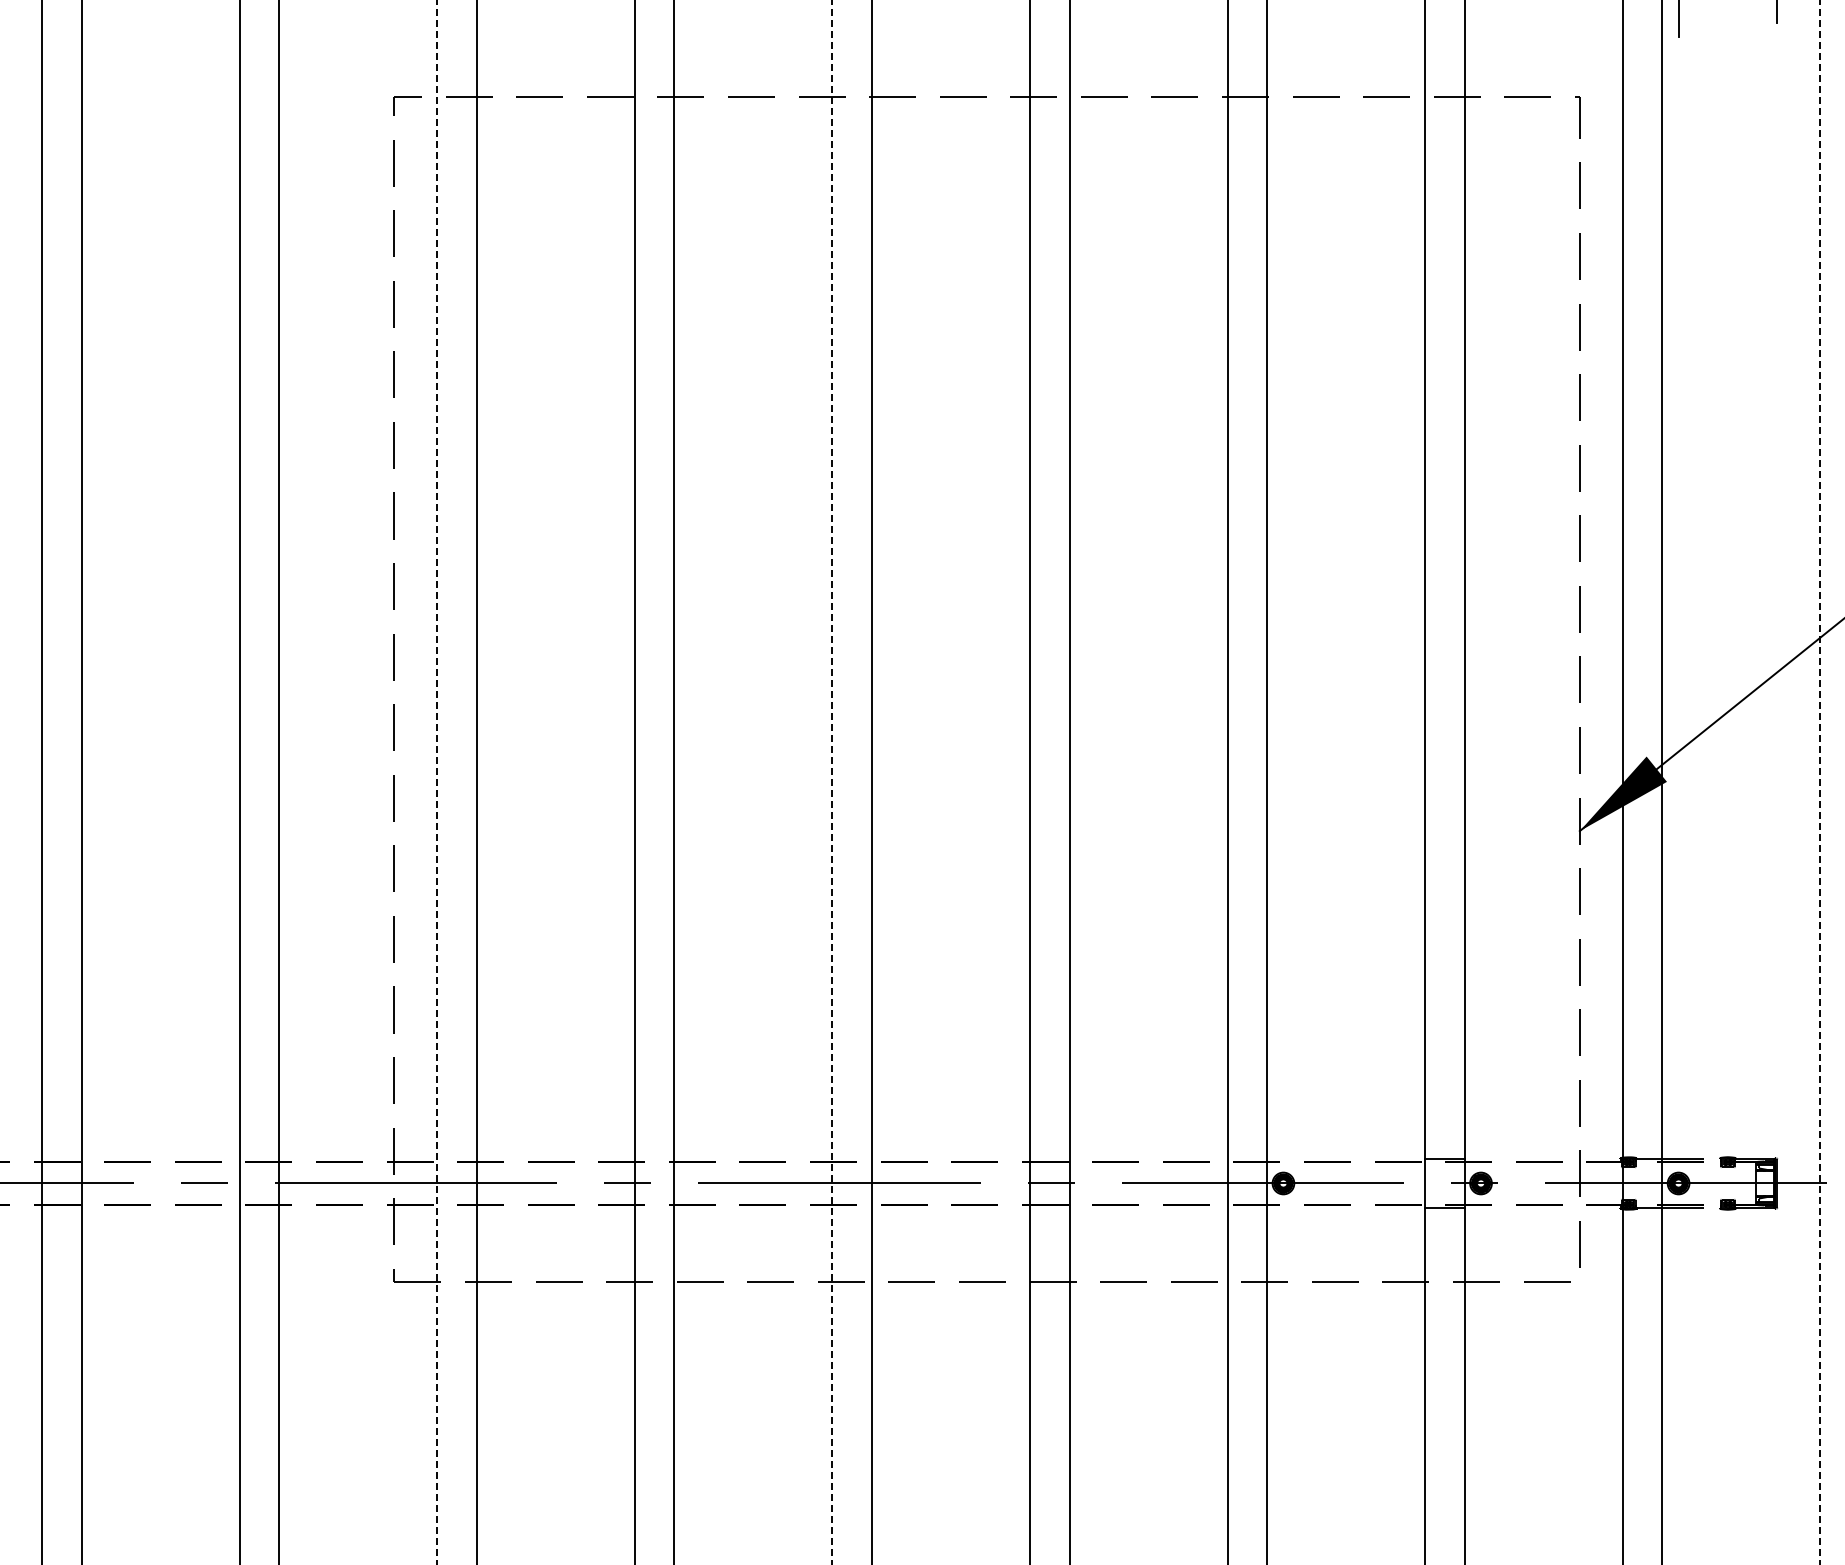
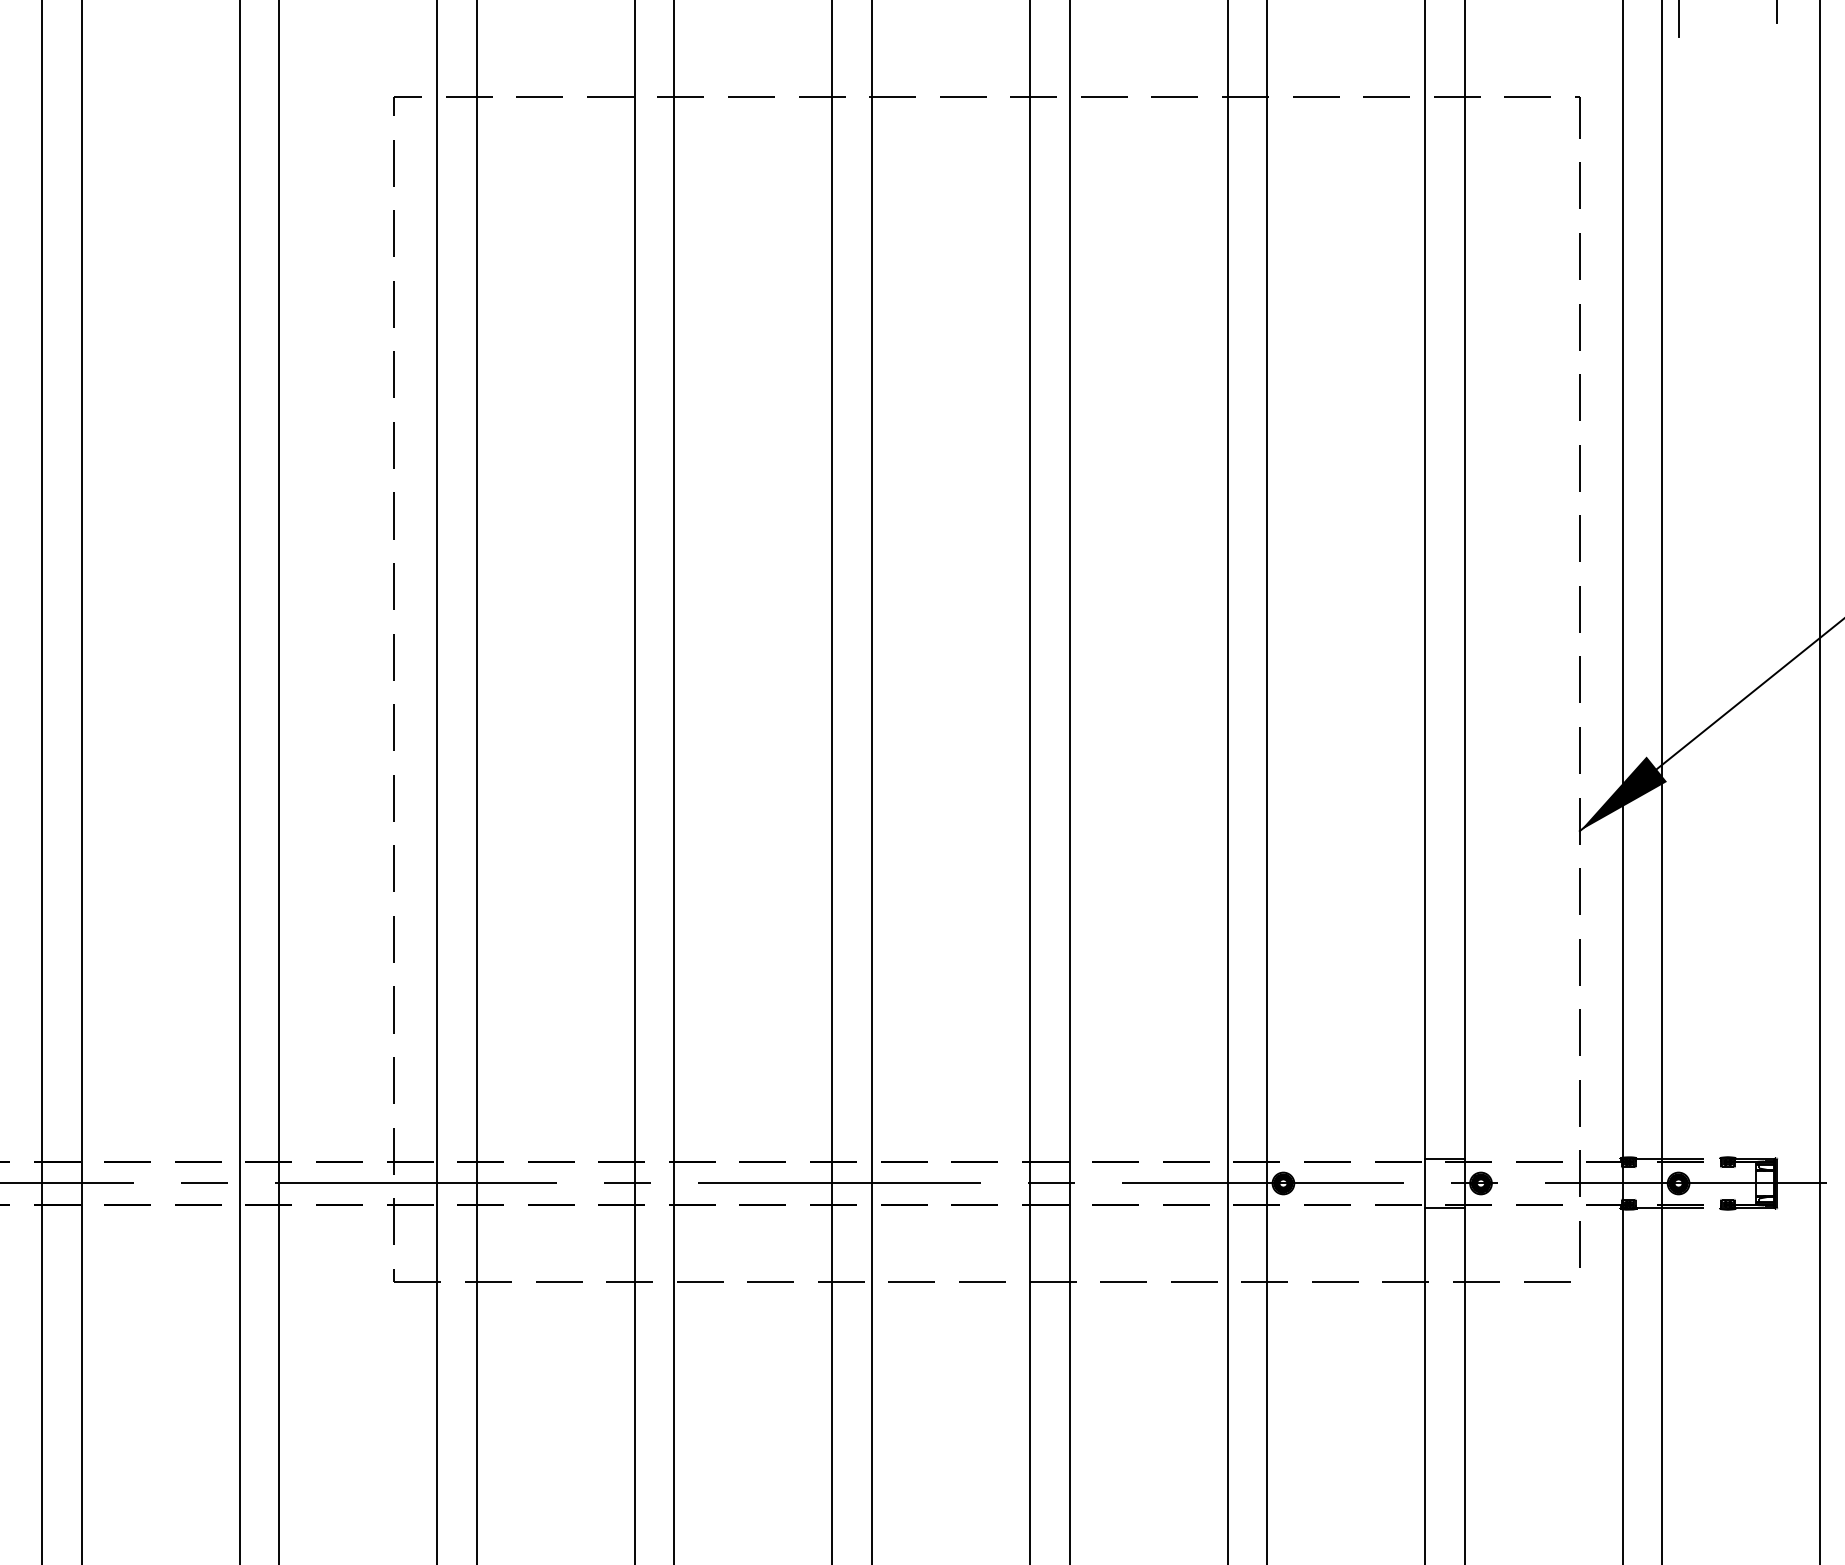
line: dashed -> solid (437, 782)
line: dashed -> solid (832, 782)
line: dashed -> solid (1820, 782)
